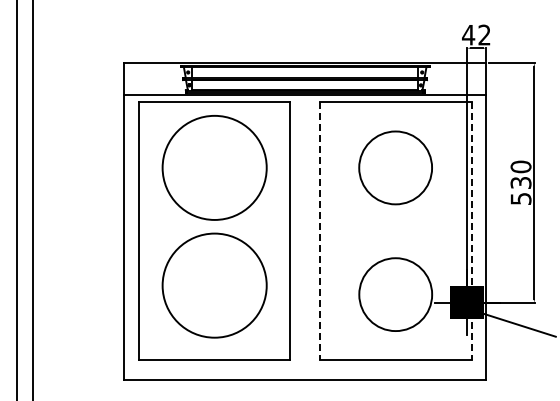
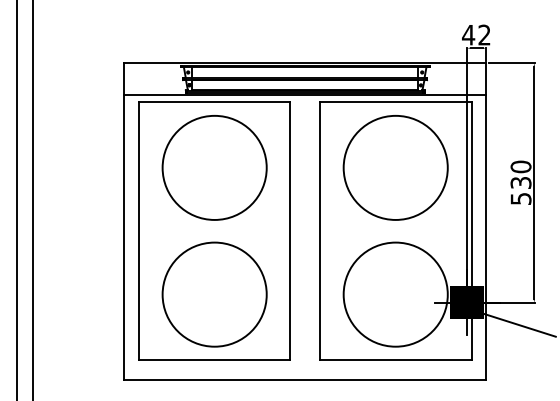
circle size: 75x76 px -> 107x106 px (395, 167)
line: dashed -> solid (319, 231)
line: dashed -> solid (471, 231)
circle position: (214, 285) -> (214, 294) (214, 294)
circle diameter: 73 px -> 104 px (395, 294)
